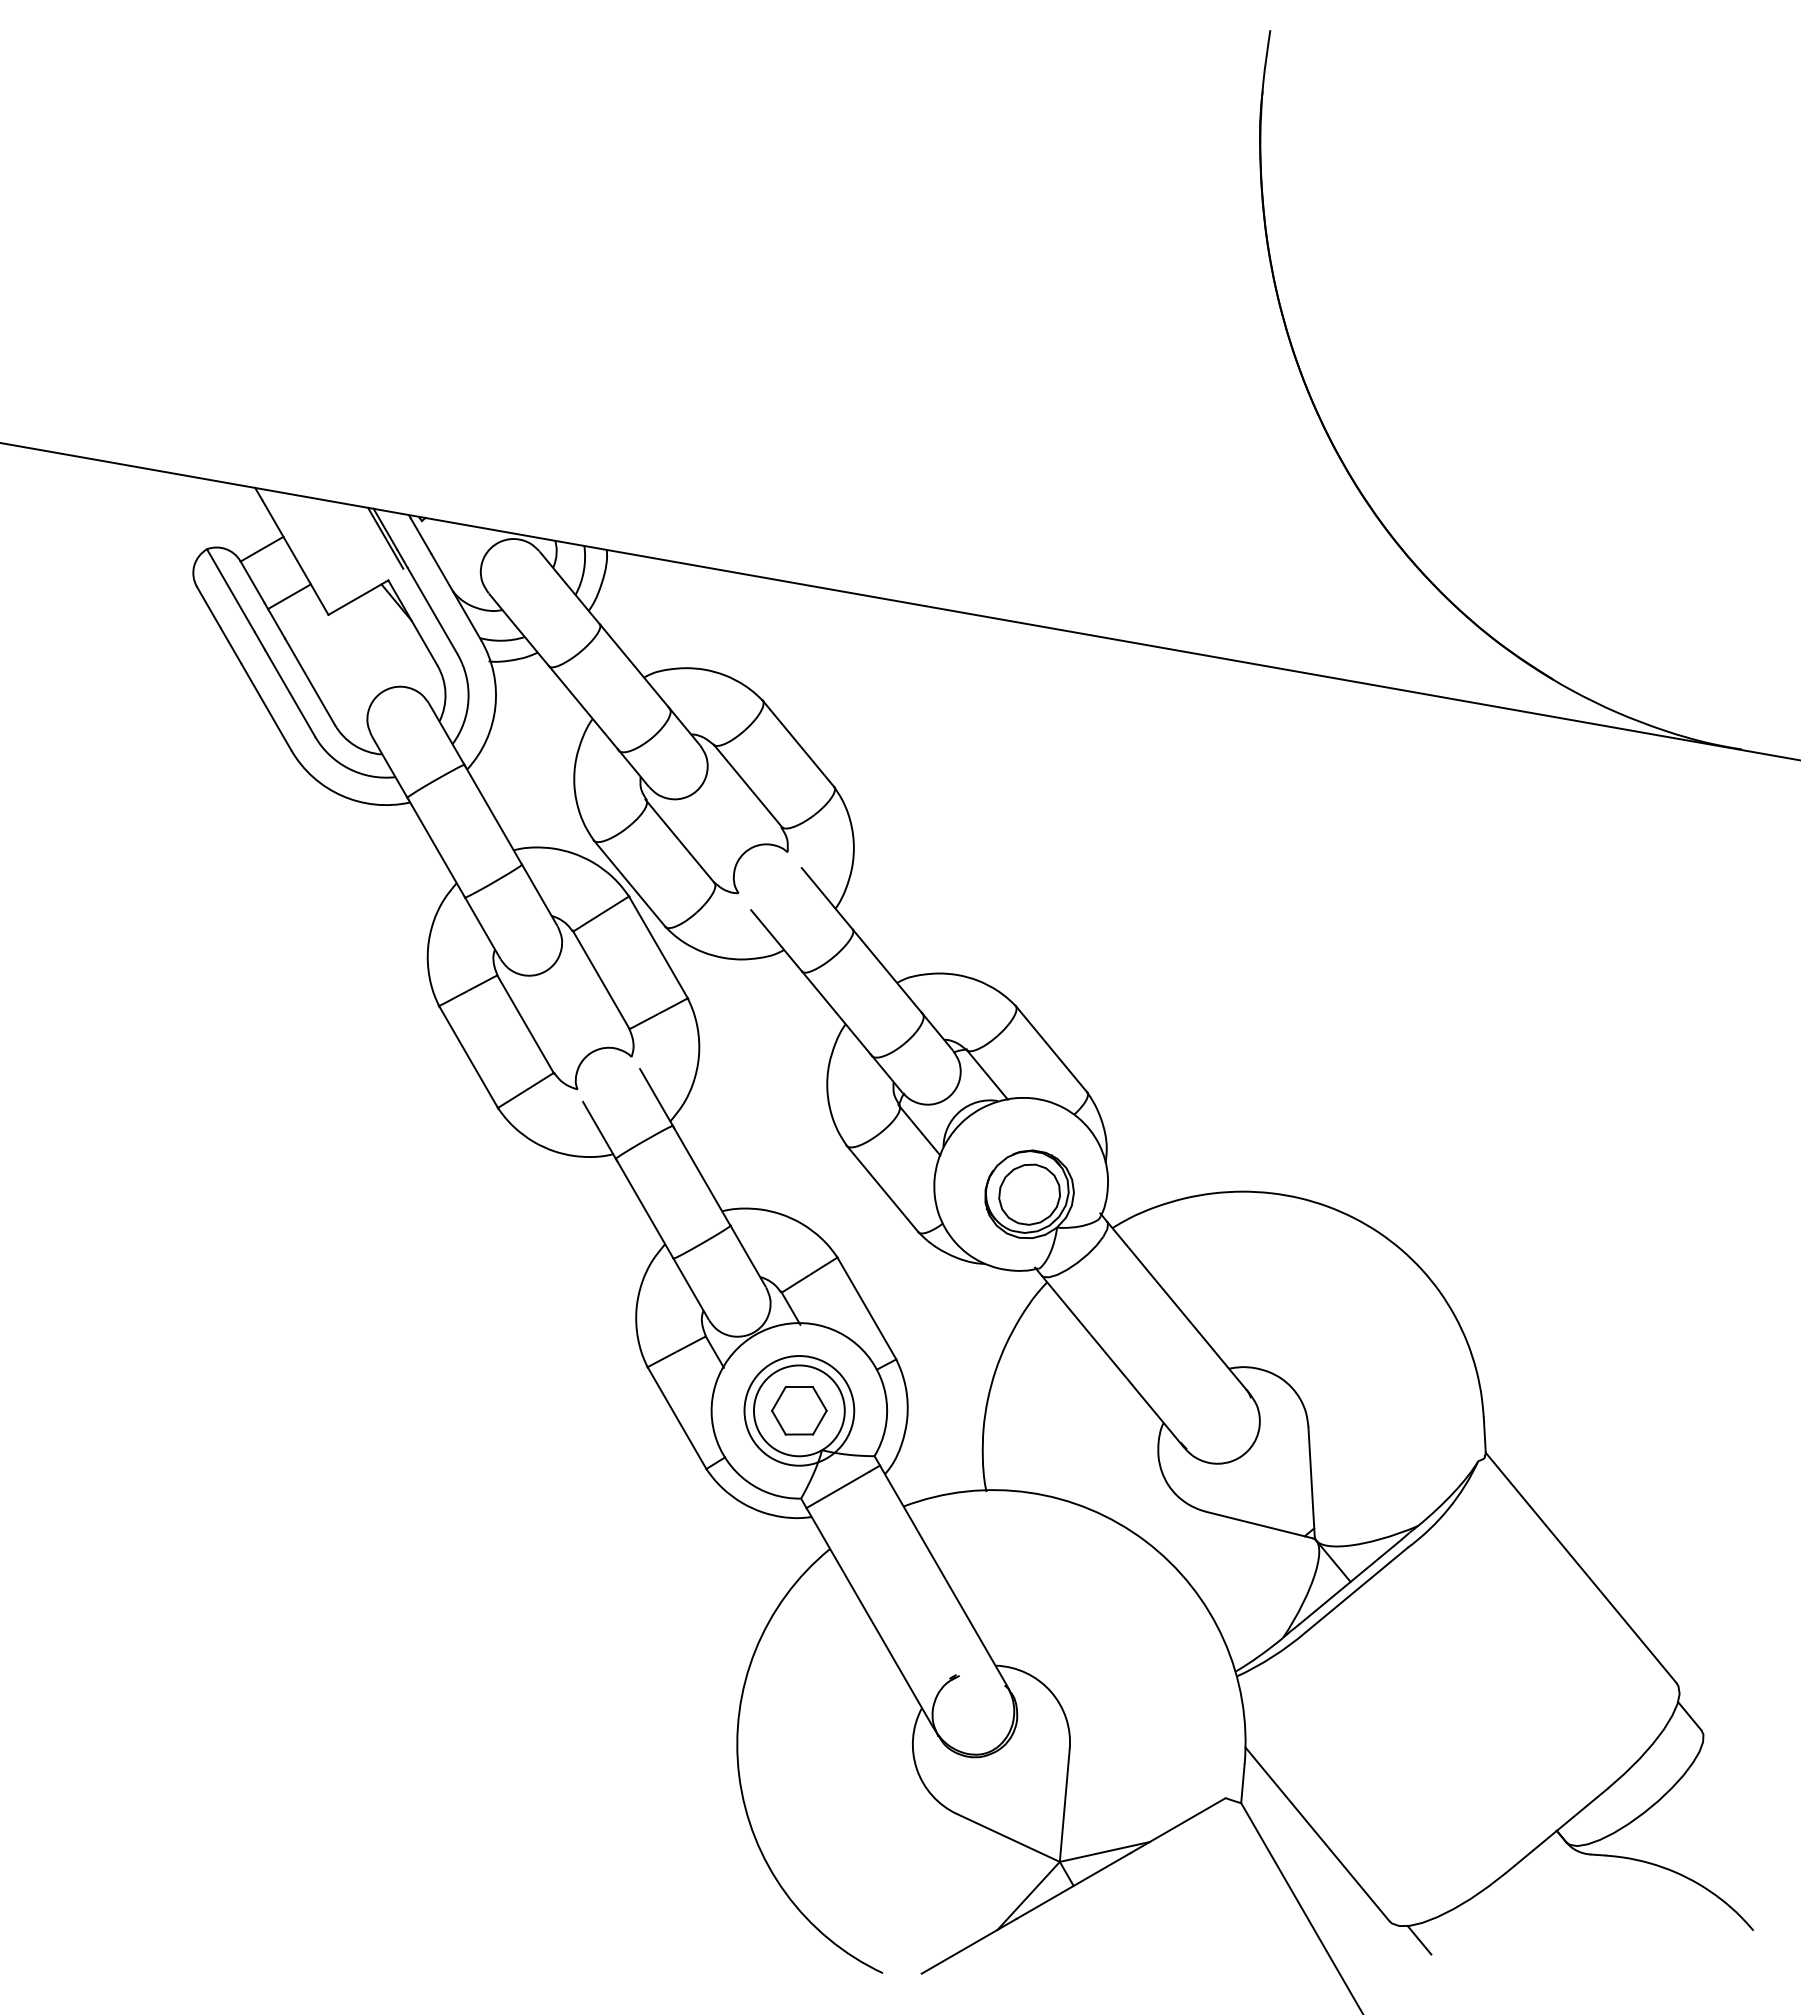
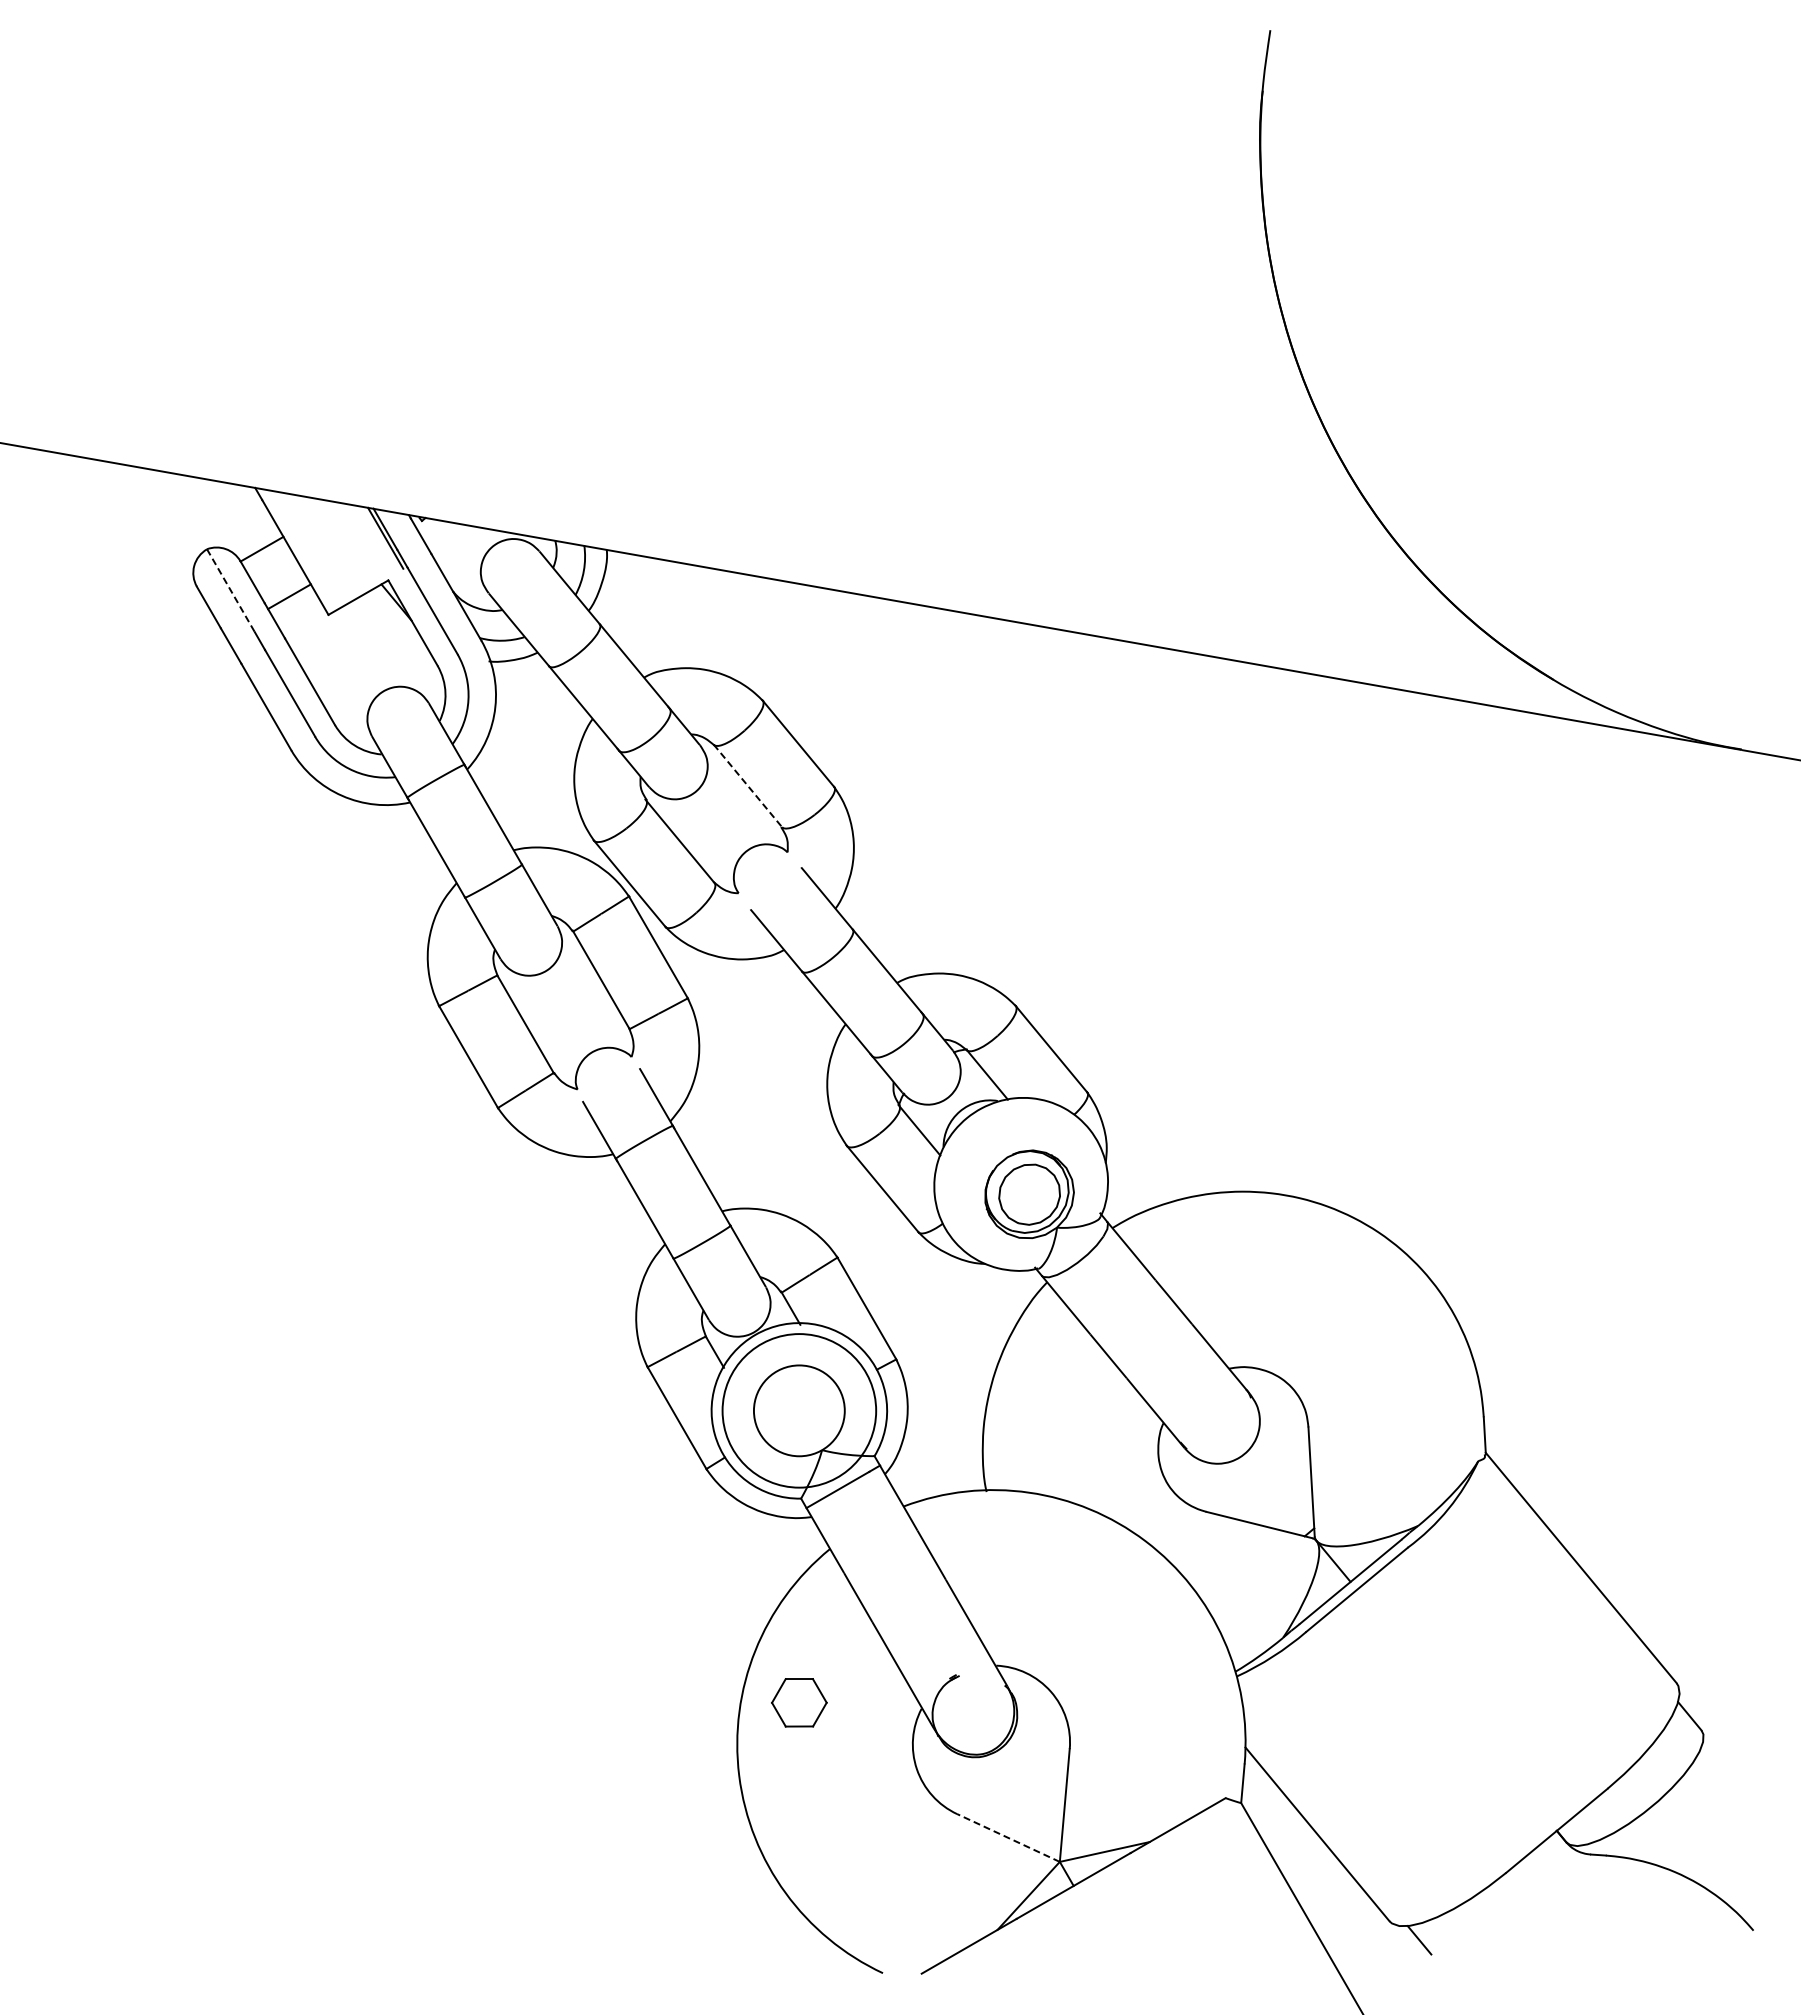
line: solid -> dashed (230, 590)
line: solid -> dashed (748, 786)
circle diameter: 110 px -> 154 px (799, 1410)
part position: (799, 1410) -> (799, 1702) (799, 1702)
line: solid -> dashed (1008, 1837)
